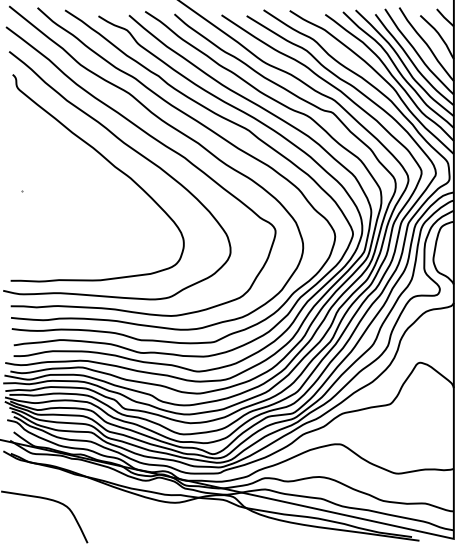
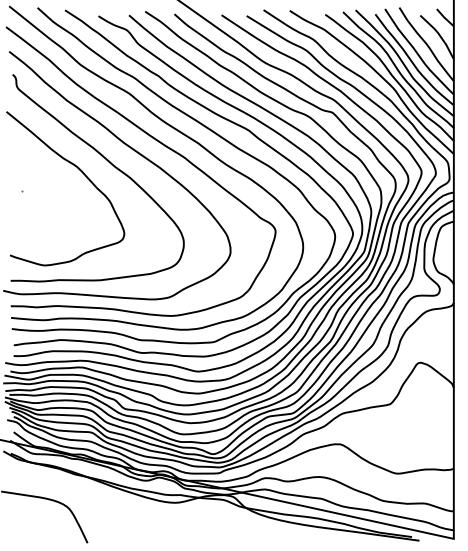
curve: none -> present (81, 172)
